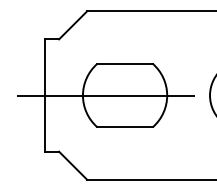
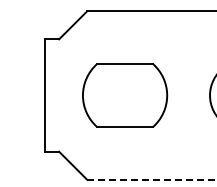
line: present -> none (114, 95)
line: solid -> dashed (152, 179)
